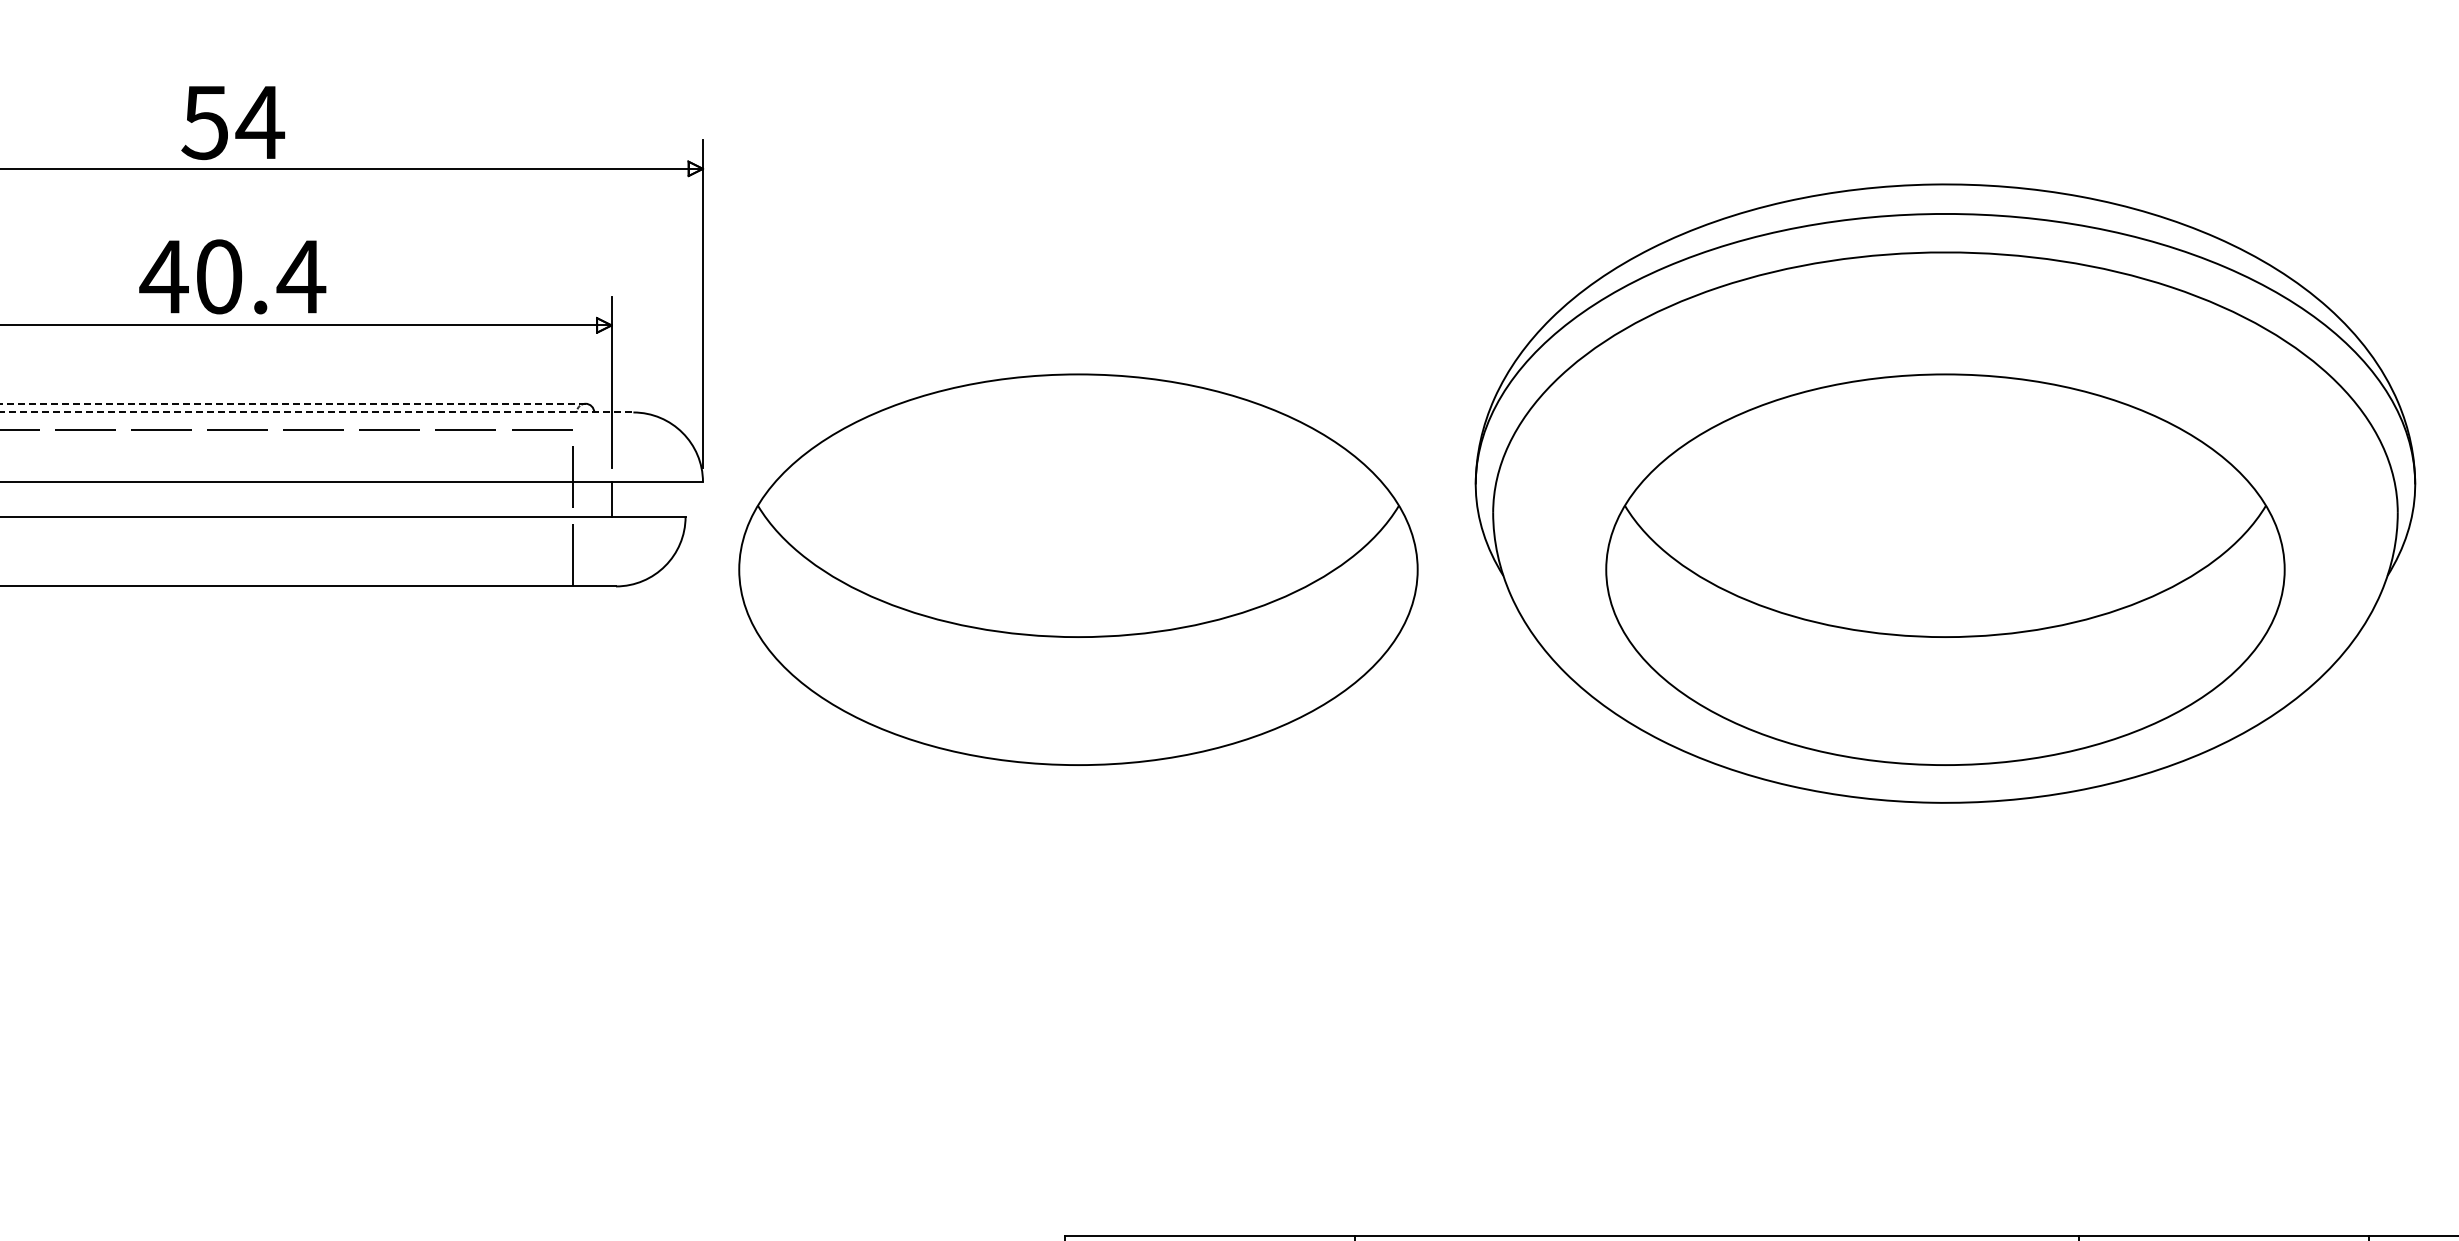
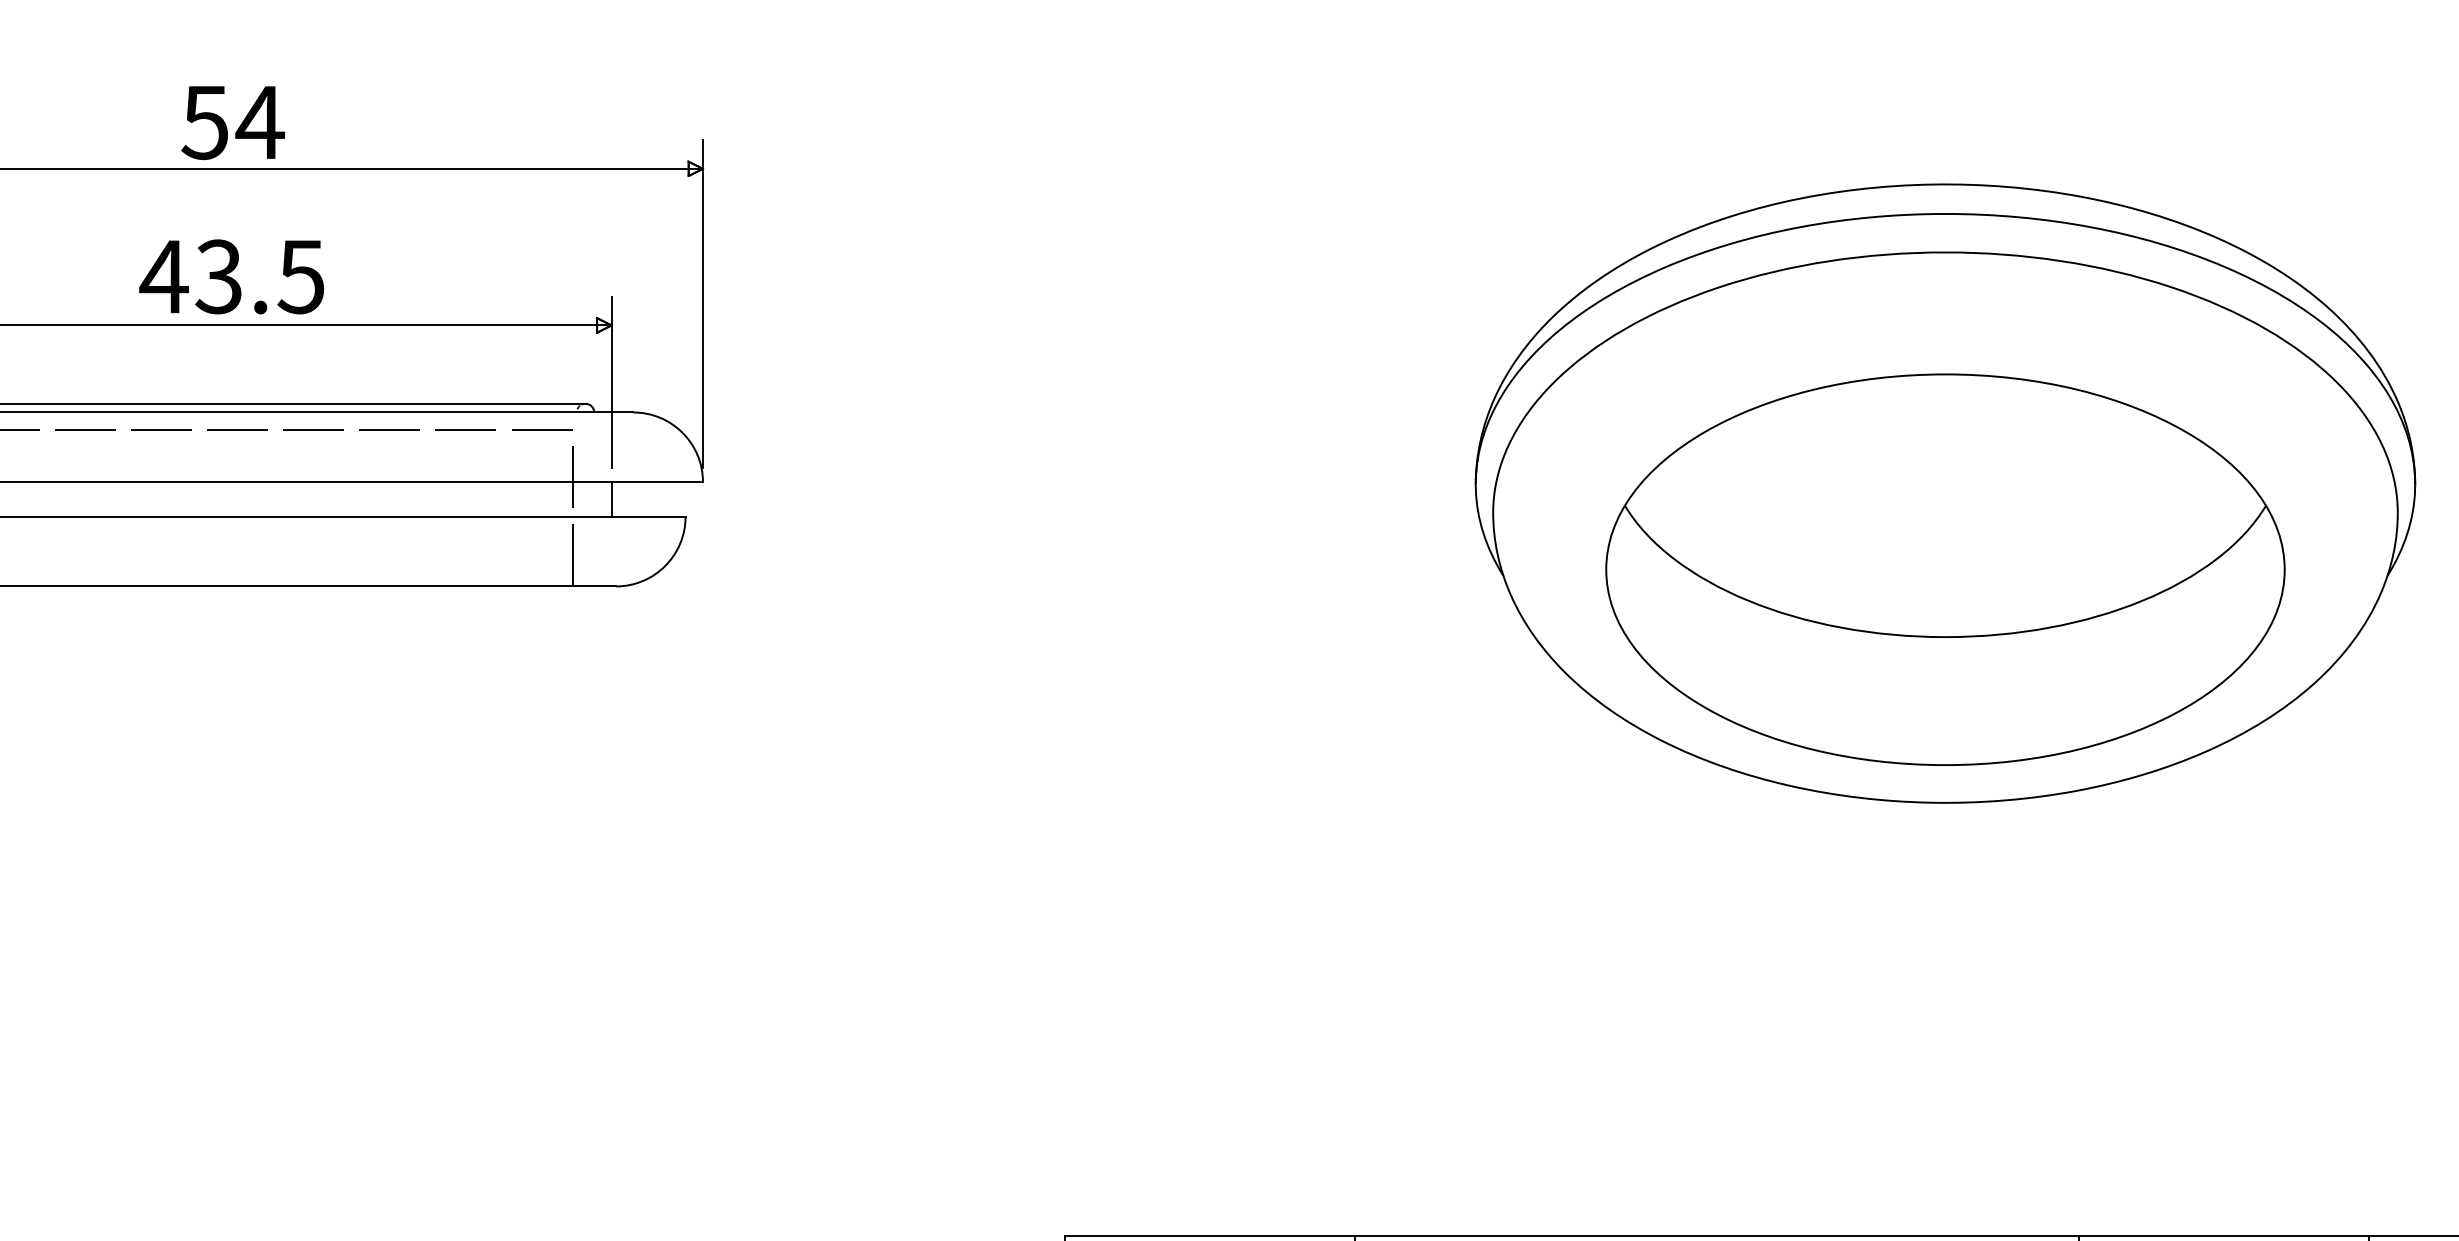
text: 40.4 -> 43.5 (260, 276)
line: dashed -> solid (292, 403)
line: dashed -> solid (316, 412)
part: present -> none (1078, 569)
